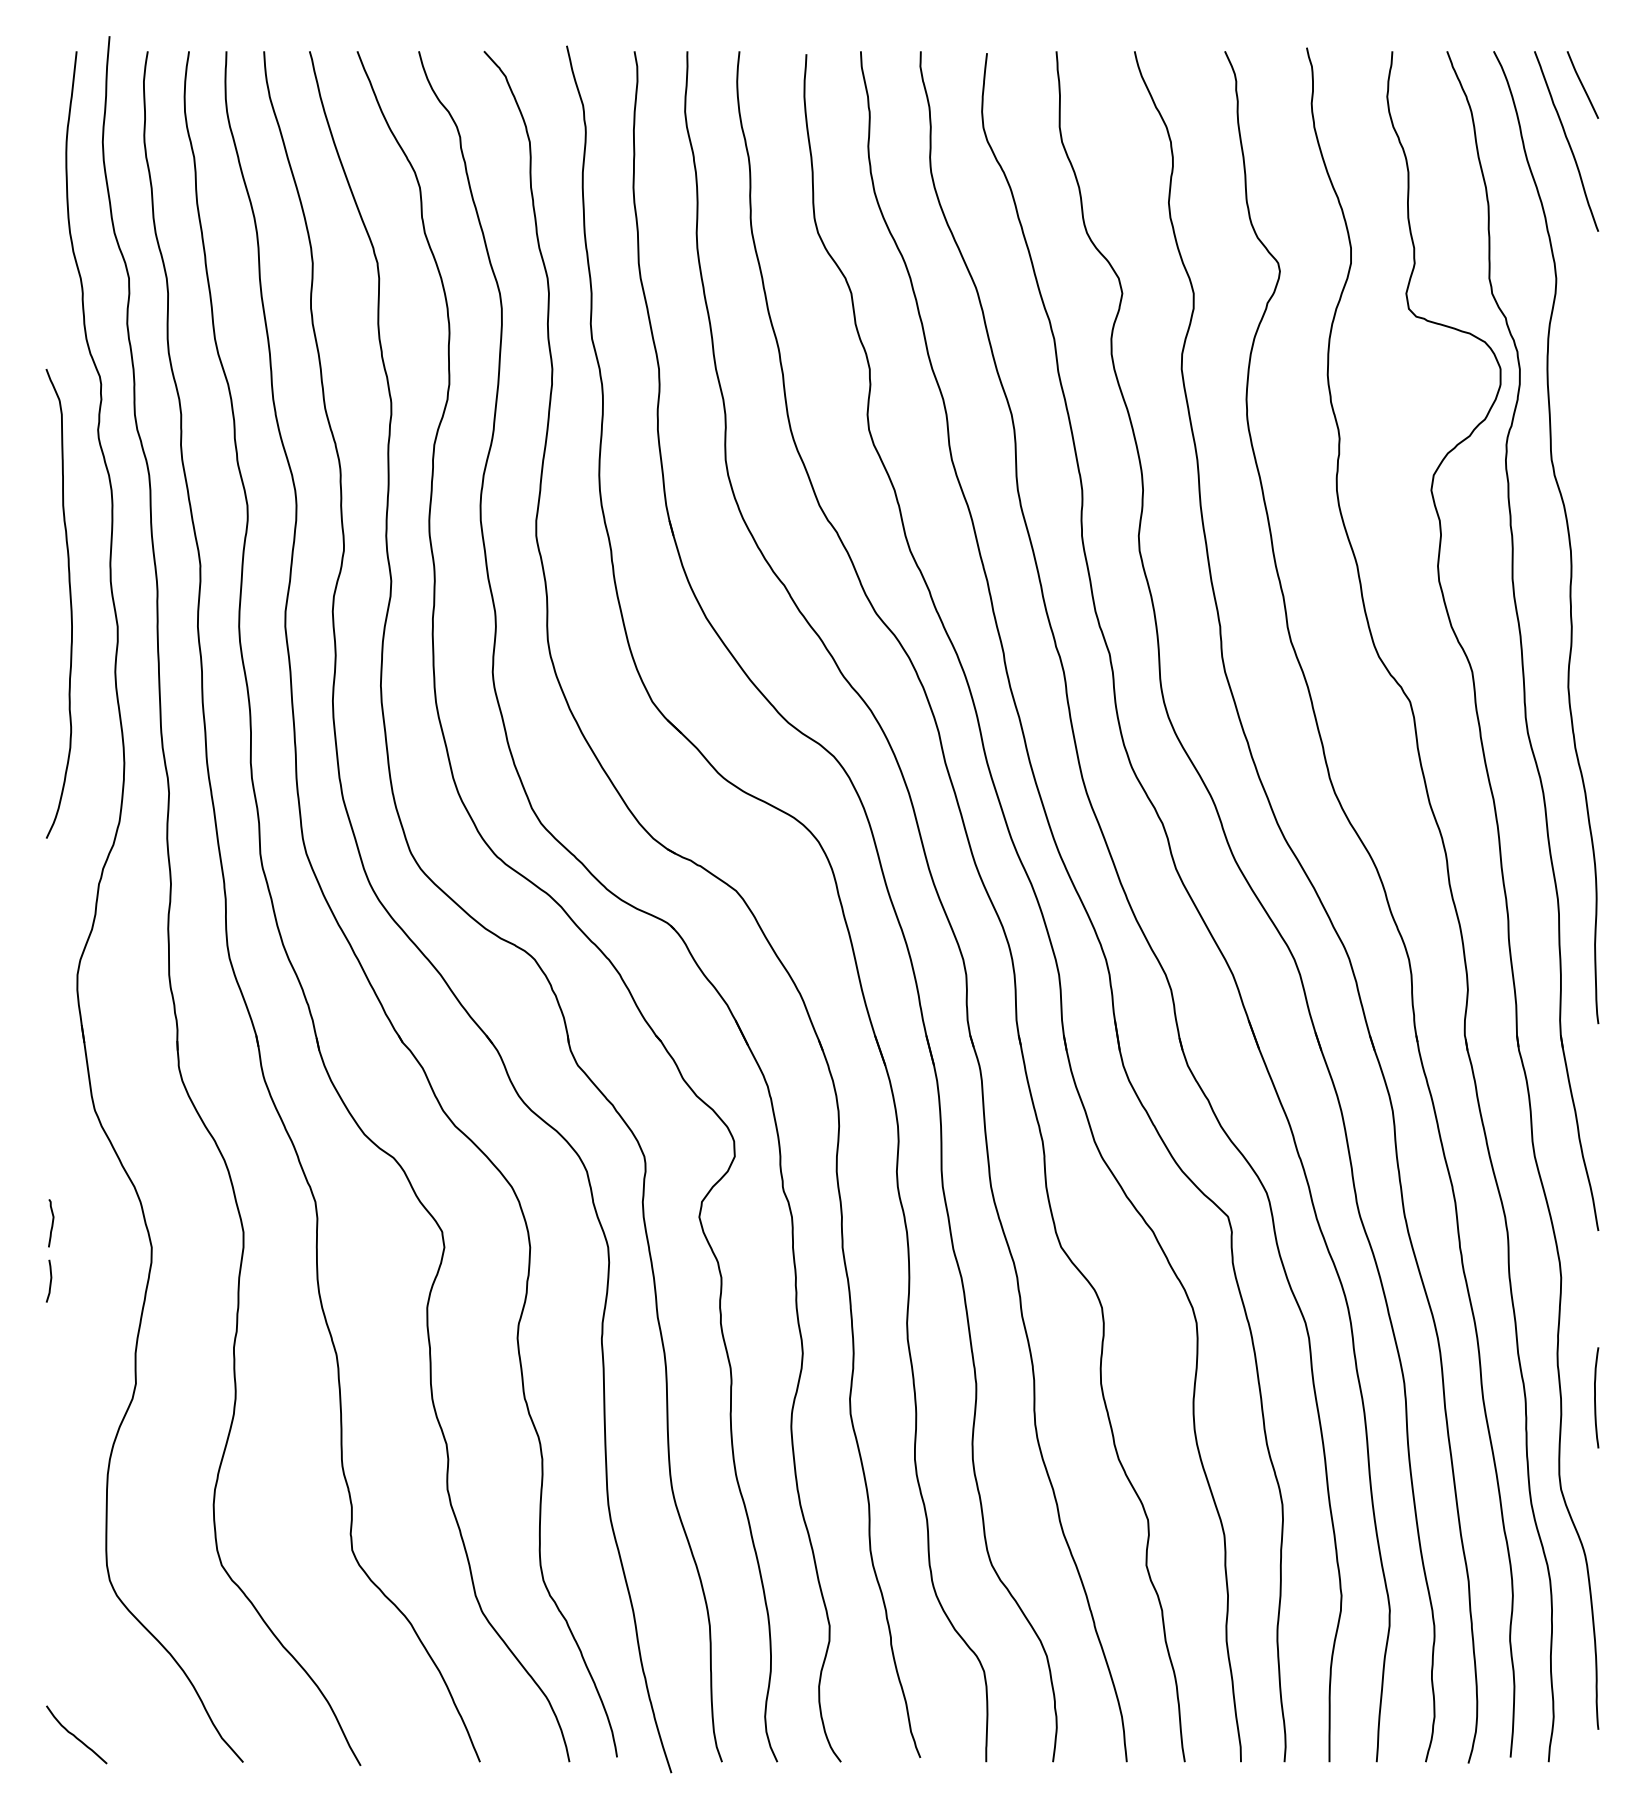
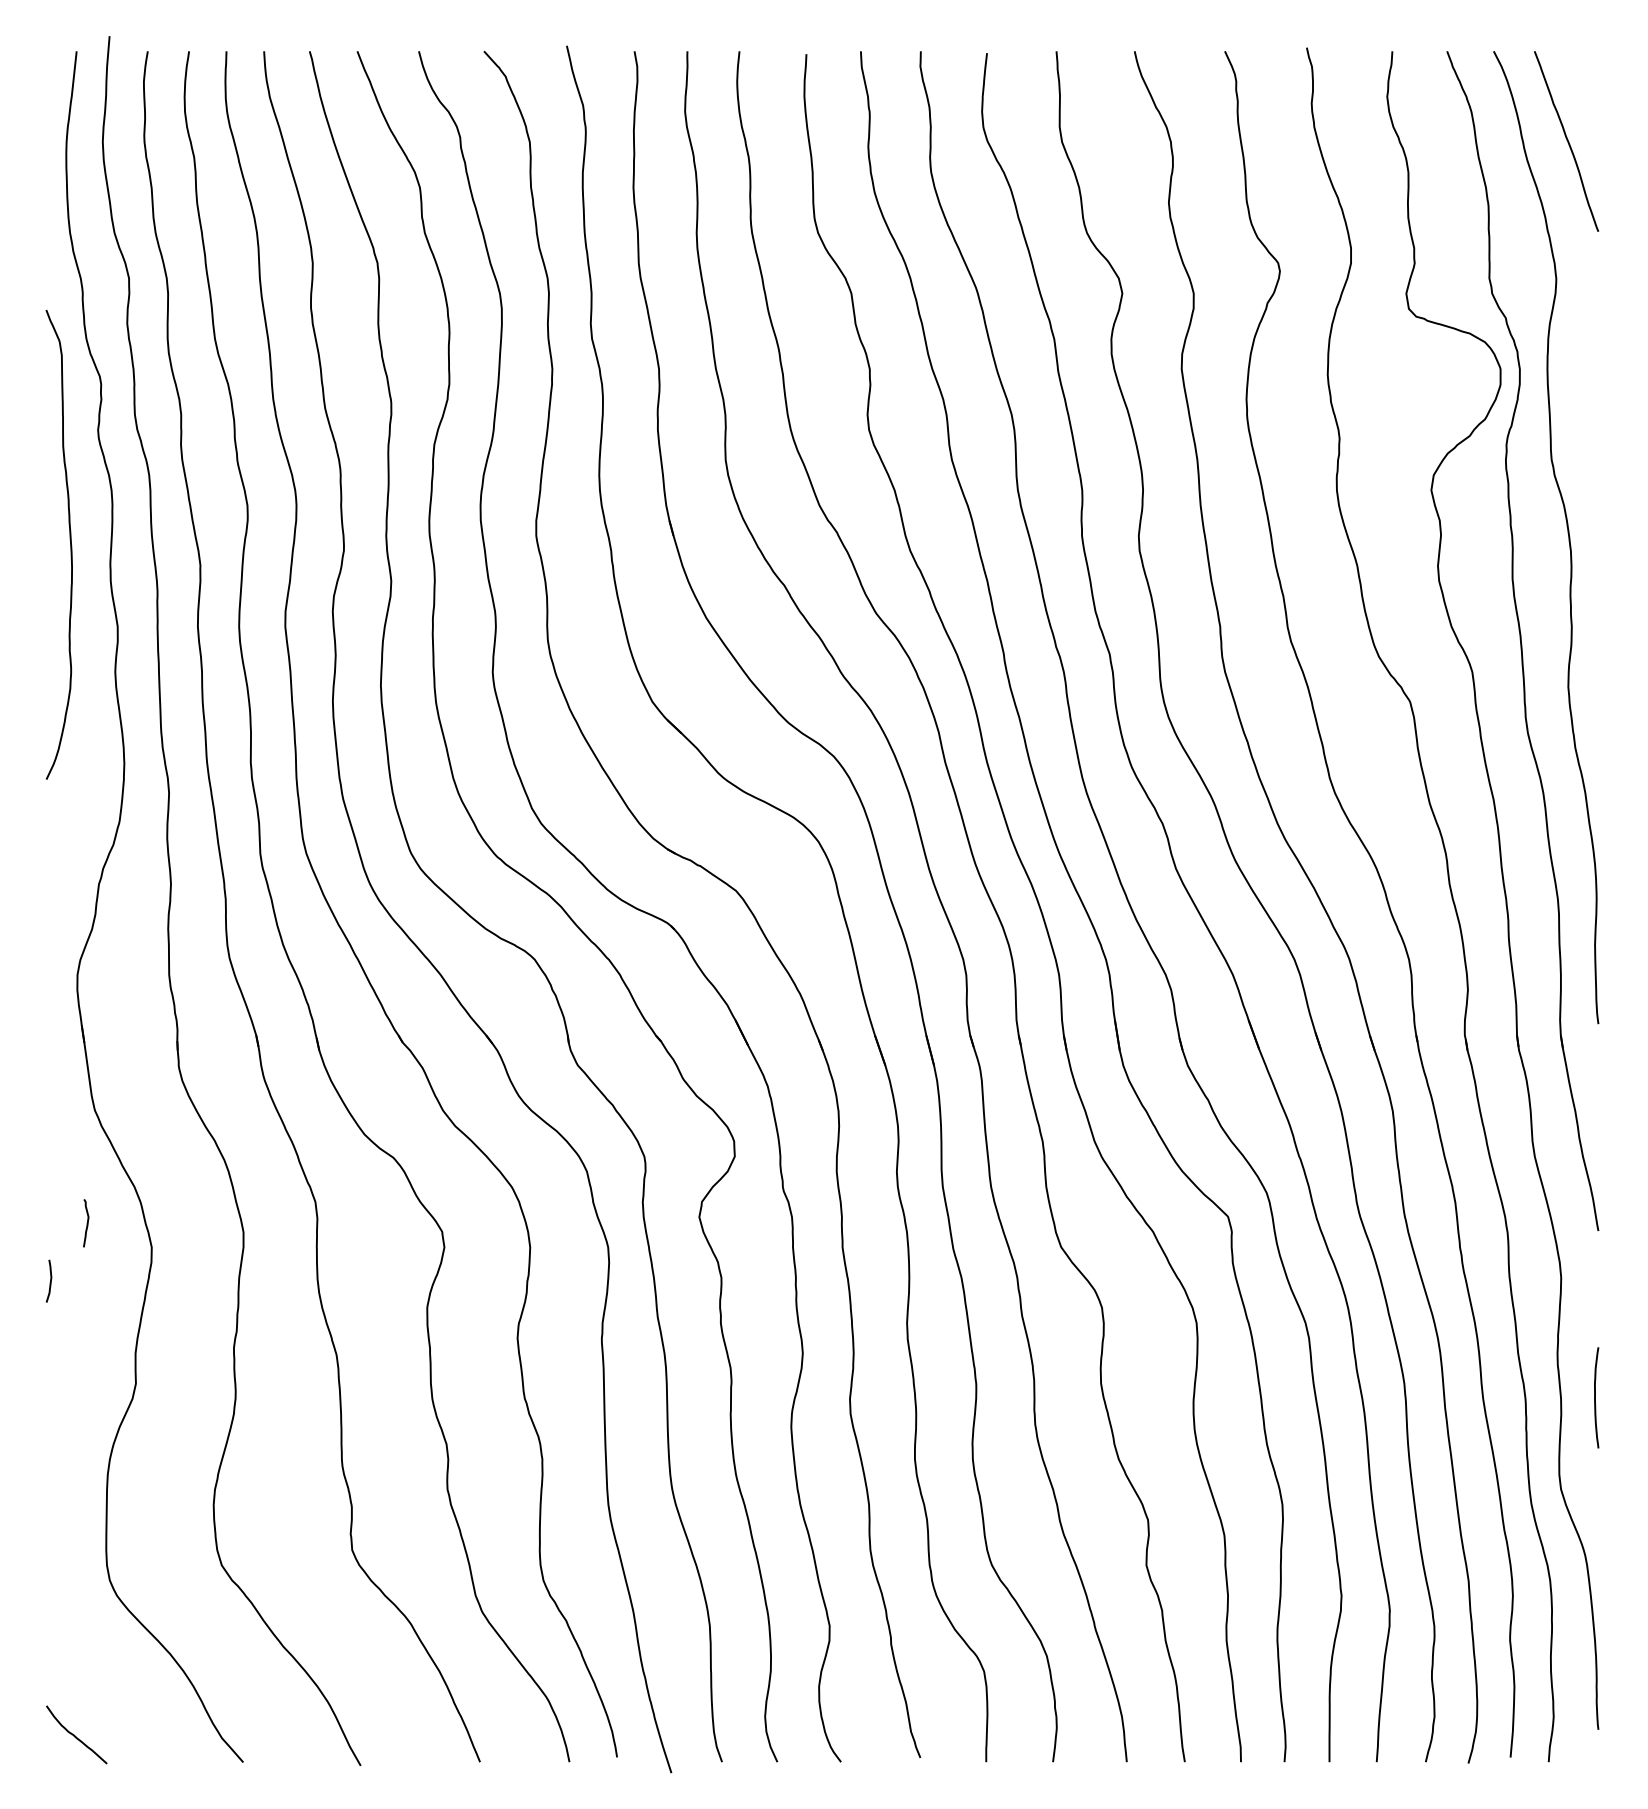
line: present -> none (1582, 84)
curve position: (70, 603) -> (70, 544) (70, 544)
curve position: (51, 1223) -> (86, 1223) (86, 1223)
